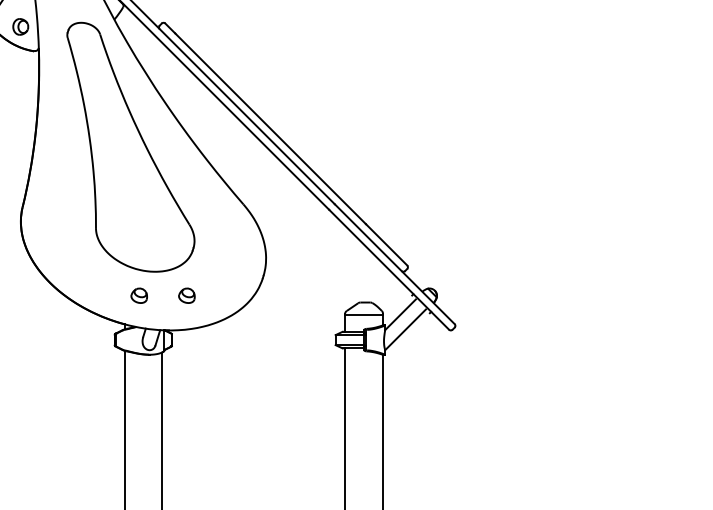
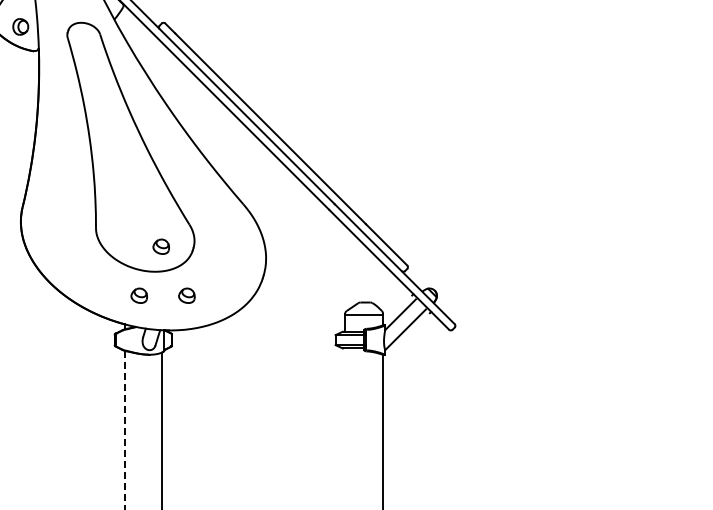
part: none -> present (160, 246)
line: present -> none (345, 427)
line: solid -> dashed (124, 430)
